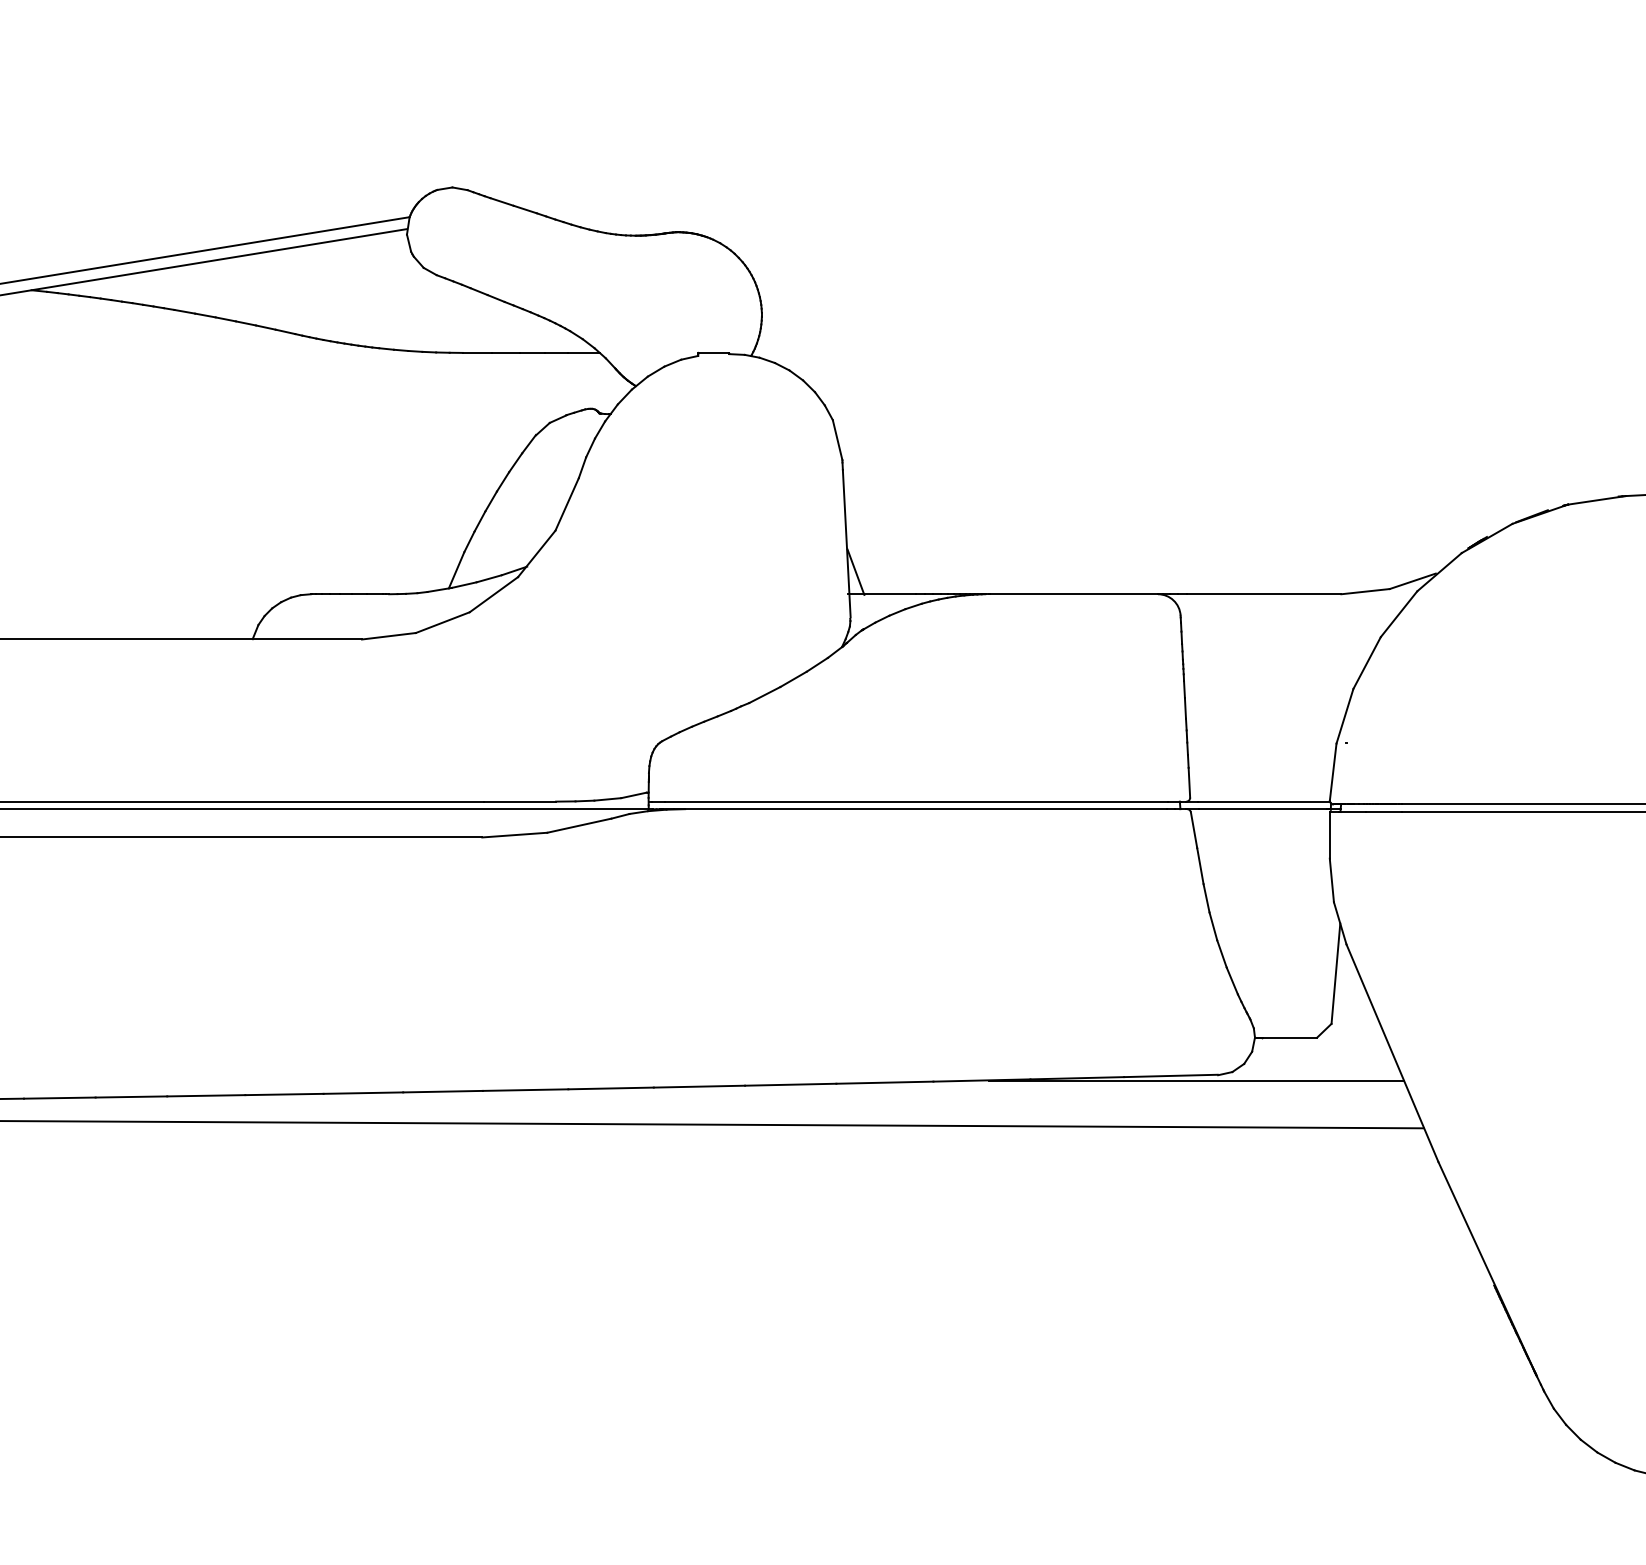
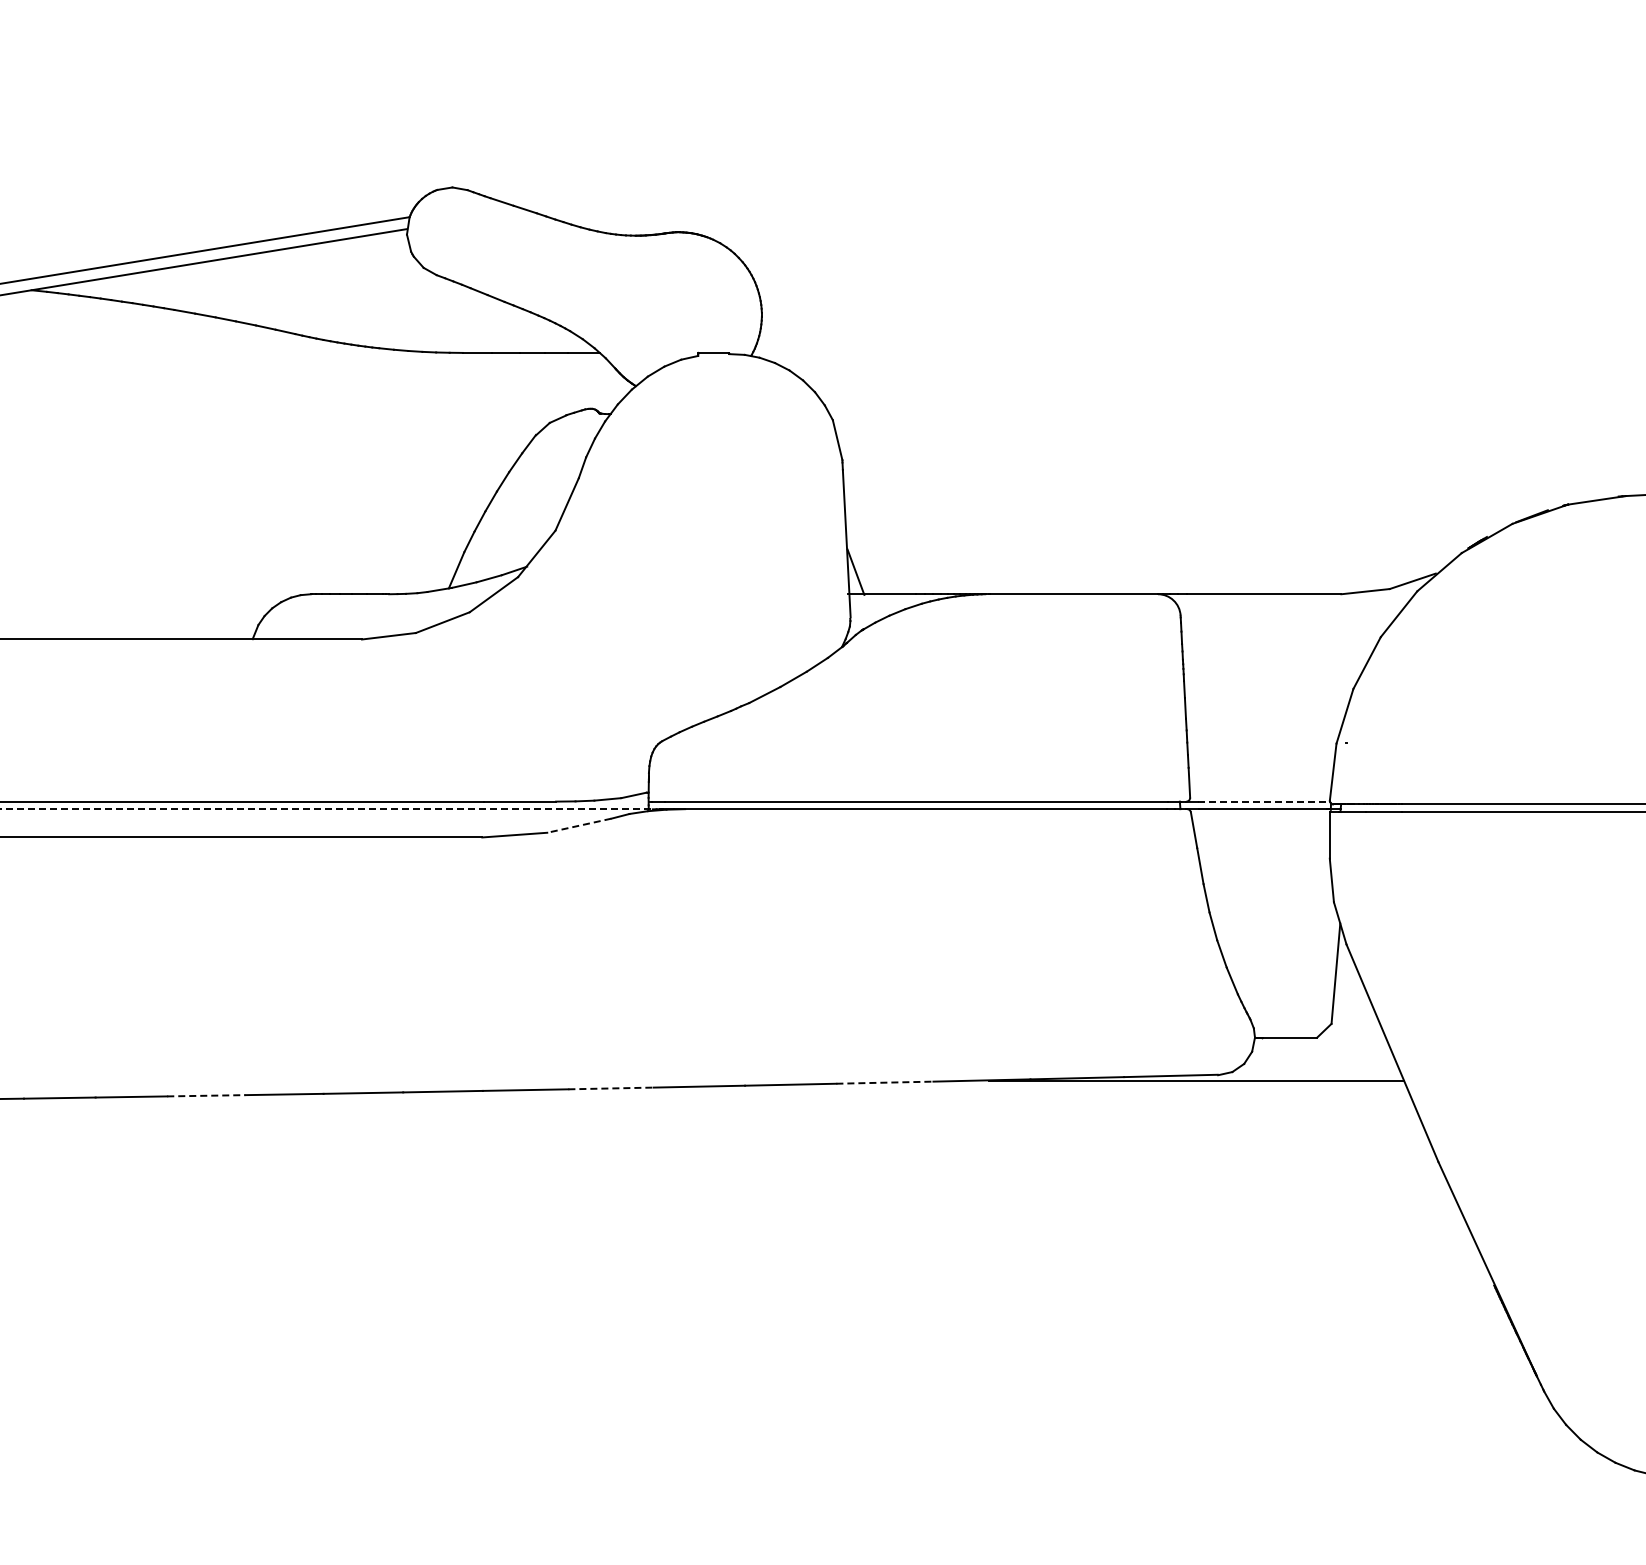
line: solid -> dashed (1264, 801)
line: solid -> dashed (326, 809)
line: solid -> dashed (579, 825)
line: solid -> dashed (884, 1082)
line: solid -> dashed (611, 1088)
line: solid -> dashed (206, 1095)
line: present -> none (712, 1124)
